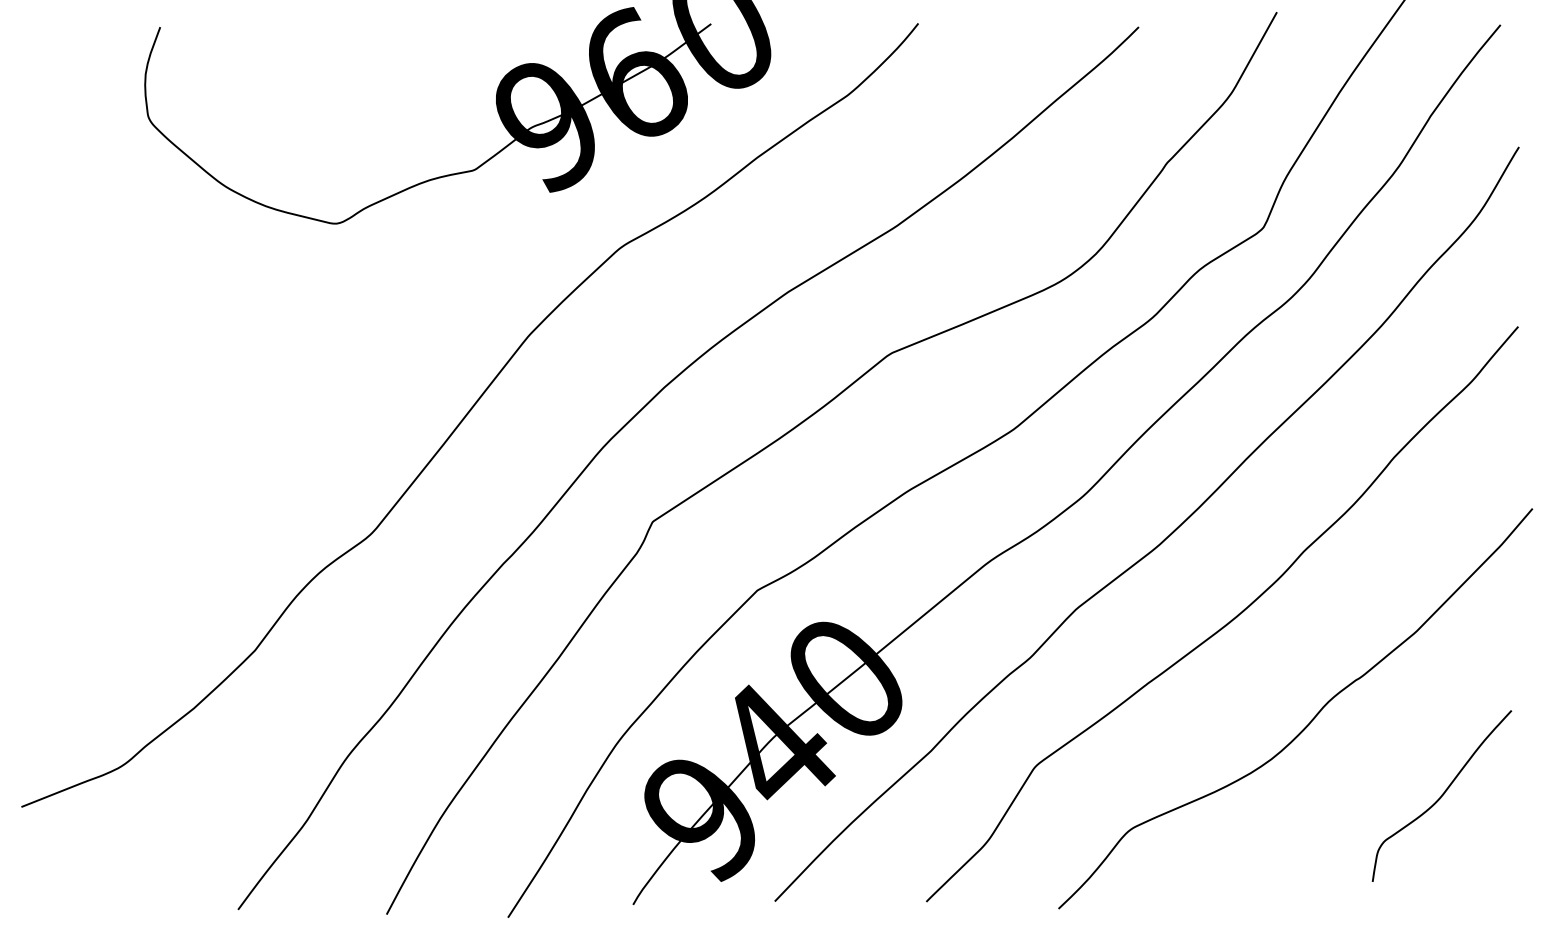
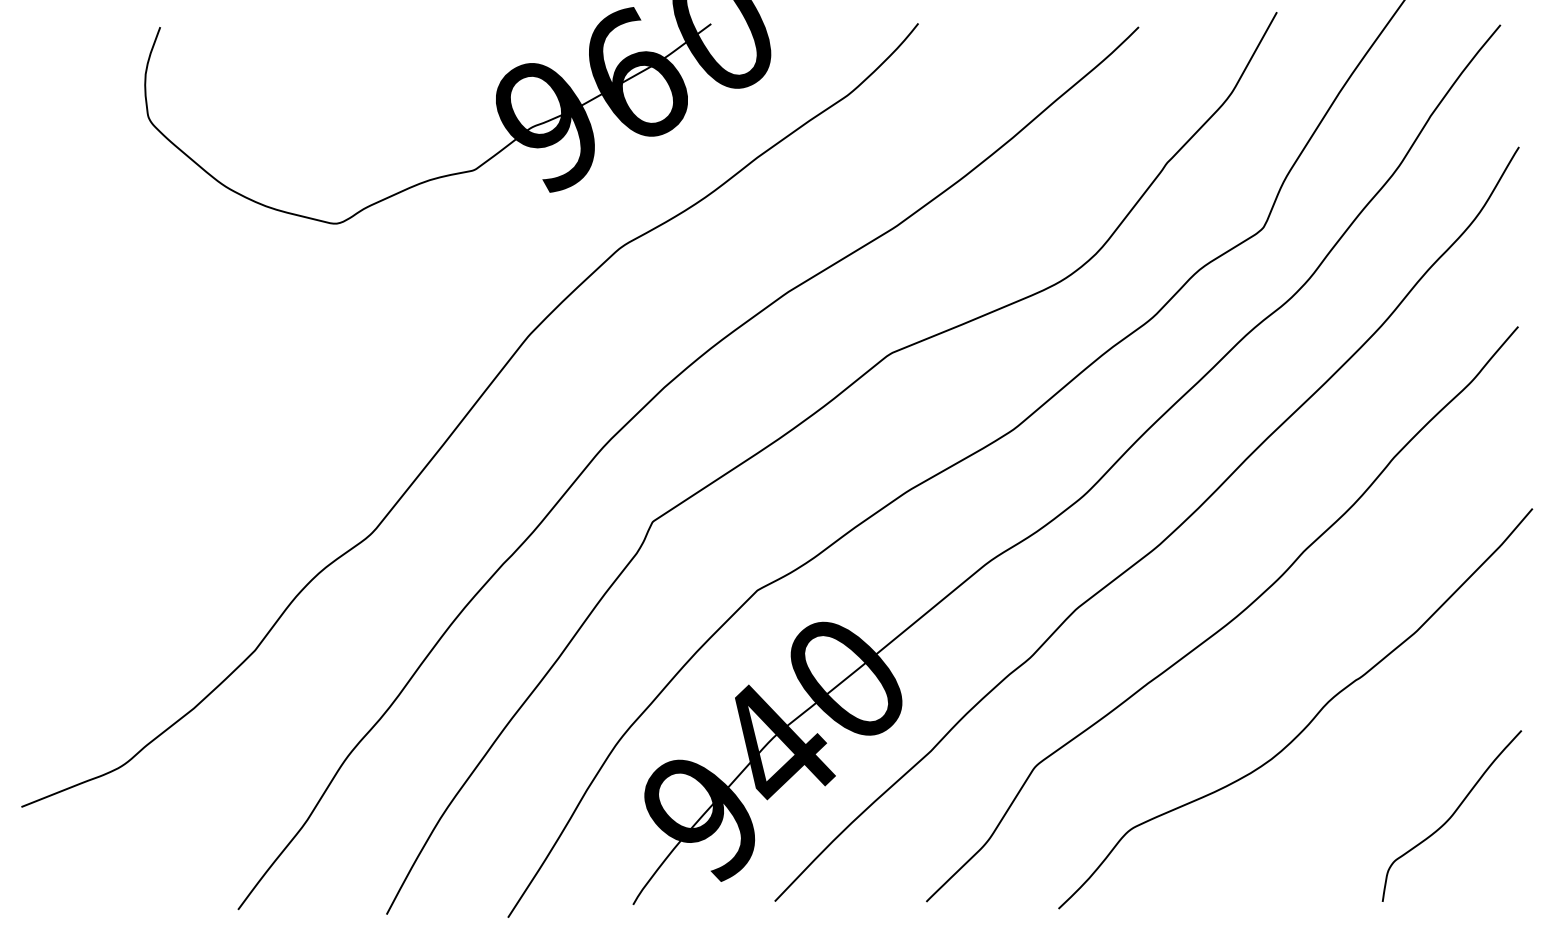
curve position: (1441, 795) -> (1451, 815) (1451, 815)
